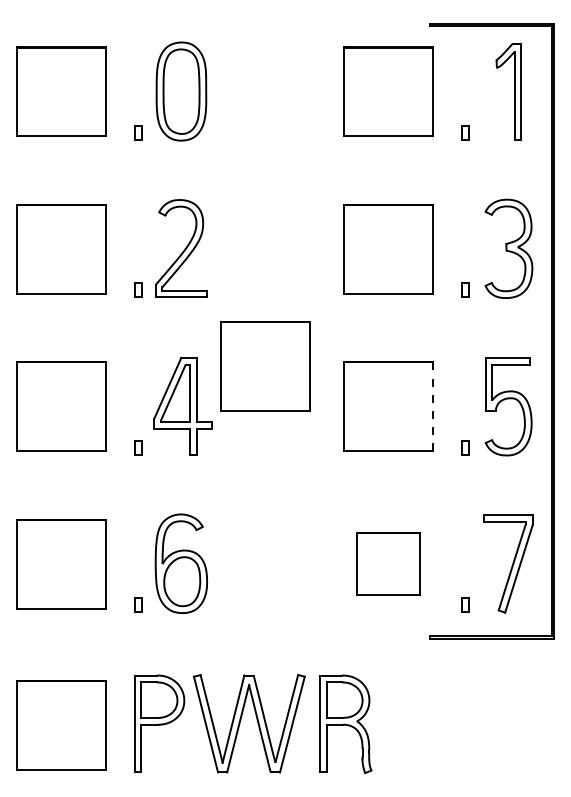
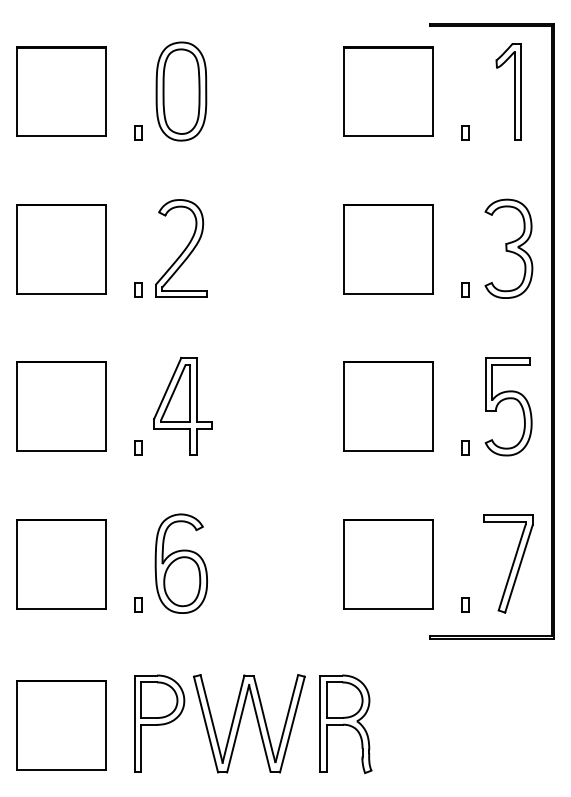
part: present -> none (265, 366)
line: dashed -> solid (432, 407)
part size: 65x64 px -> 91x91 px (388, 564)
